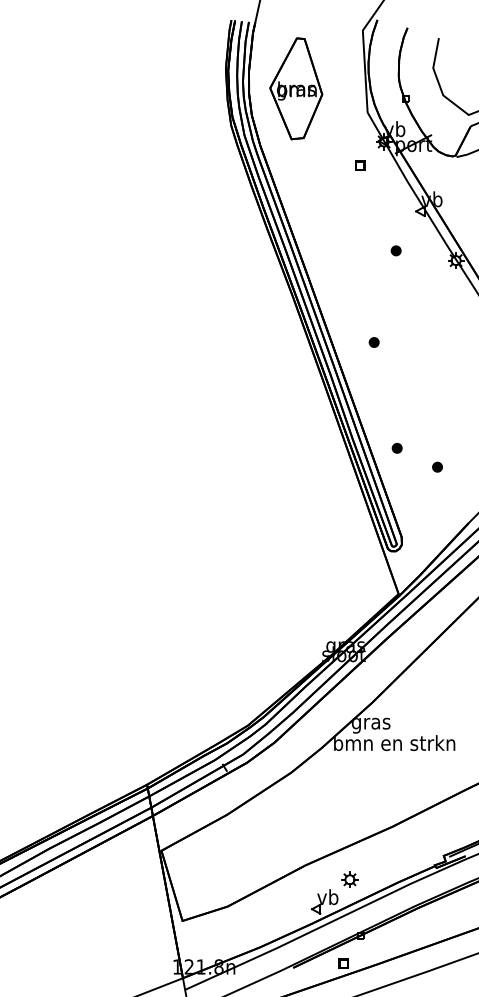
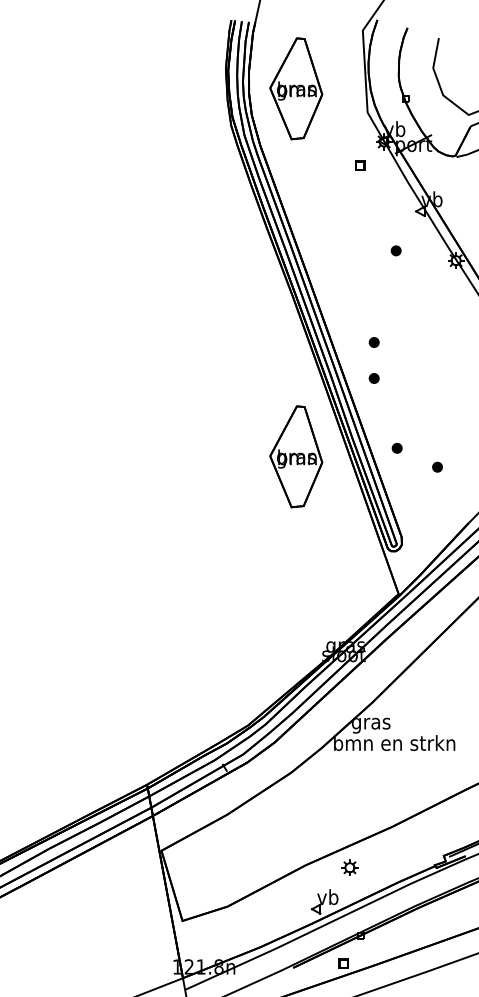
part: none -> present (373, 378)
part: none -> present (296, 456)
part position: (349, 879) -> (349, 867) (349, 867)
